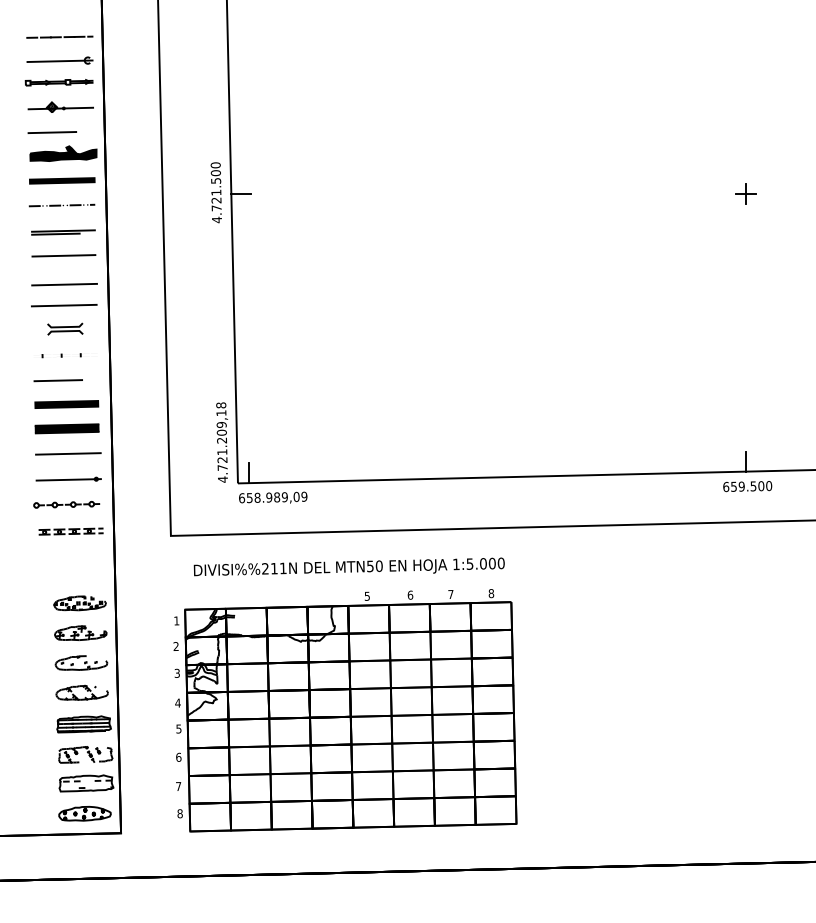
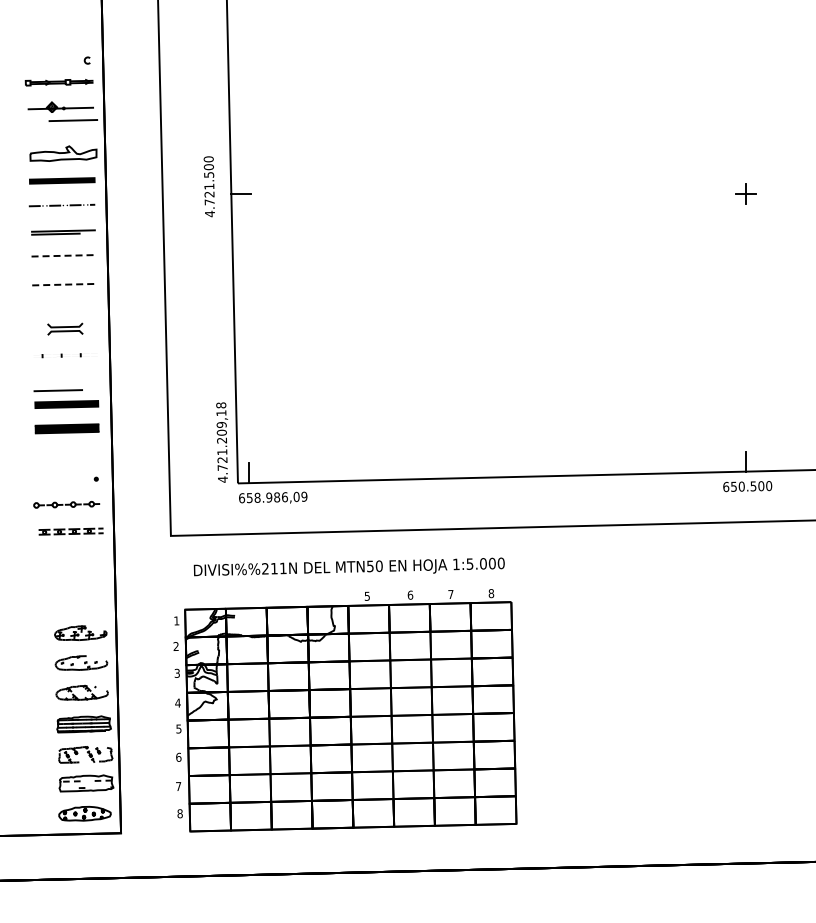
line: present -> none (59, 36)
line: present -> none (59, 61)
line position: (51, 132) -> (72, 120) (72, 120)
fill: present -> none (63, 153)
text position: (215, 192) -> (208, 186) (208, 186)
line: solid -> dashed (64, 255)
line: solid -> dashed (65, 284)
line: present -> none (63, 305)
line position: (57, 380) -> (57, 390) (57, 390)
line: present -> none (68, 453)
line: present -> none (68, 479)
text: 659.500 -> 650.500 (741, 486)
text: 658.989,09 -> 658.986,09 (284, 497)
part: present -> none (79, 603)
